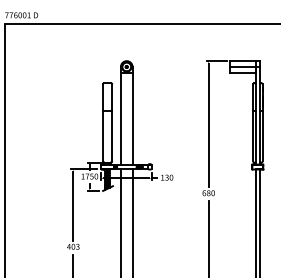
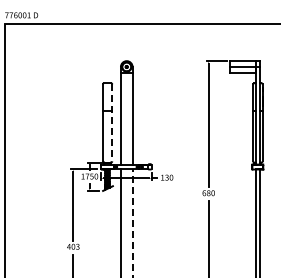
line: solid -> dashed (112, 123)
line: solid -> dashed (132, 223)
